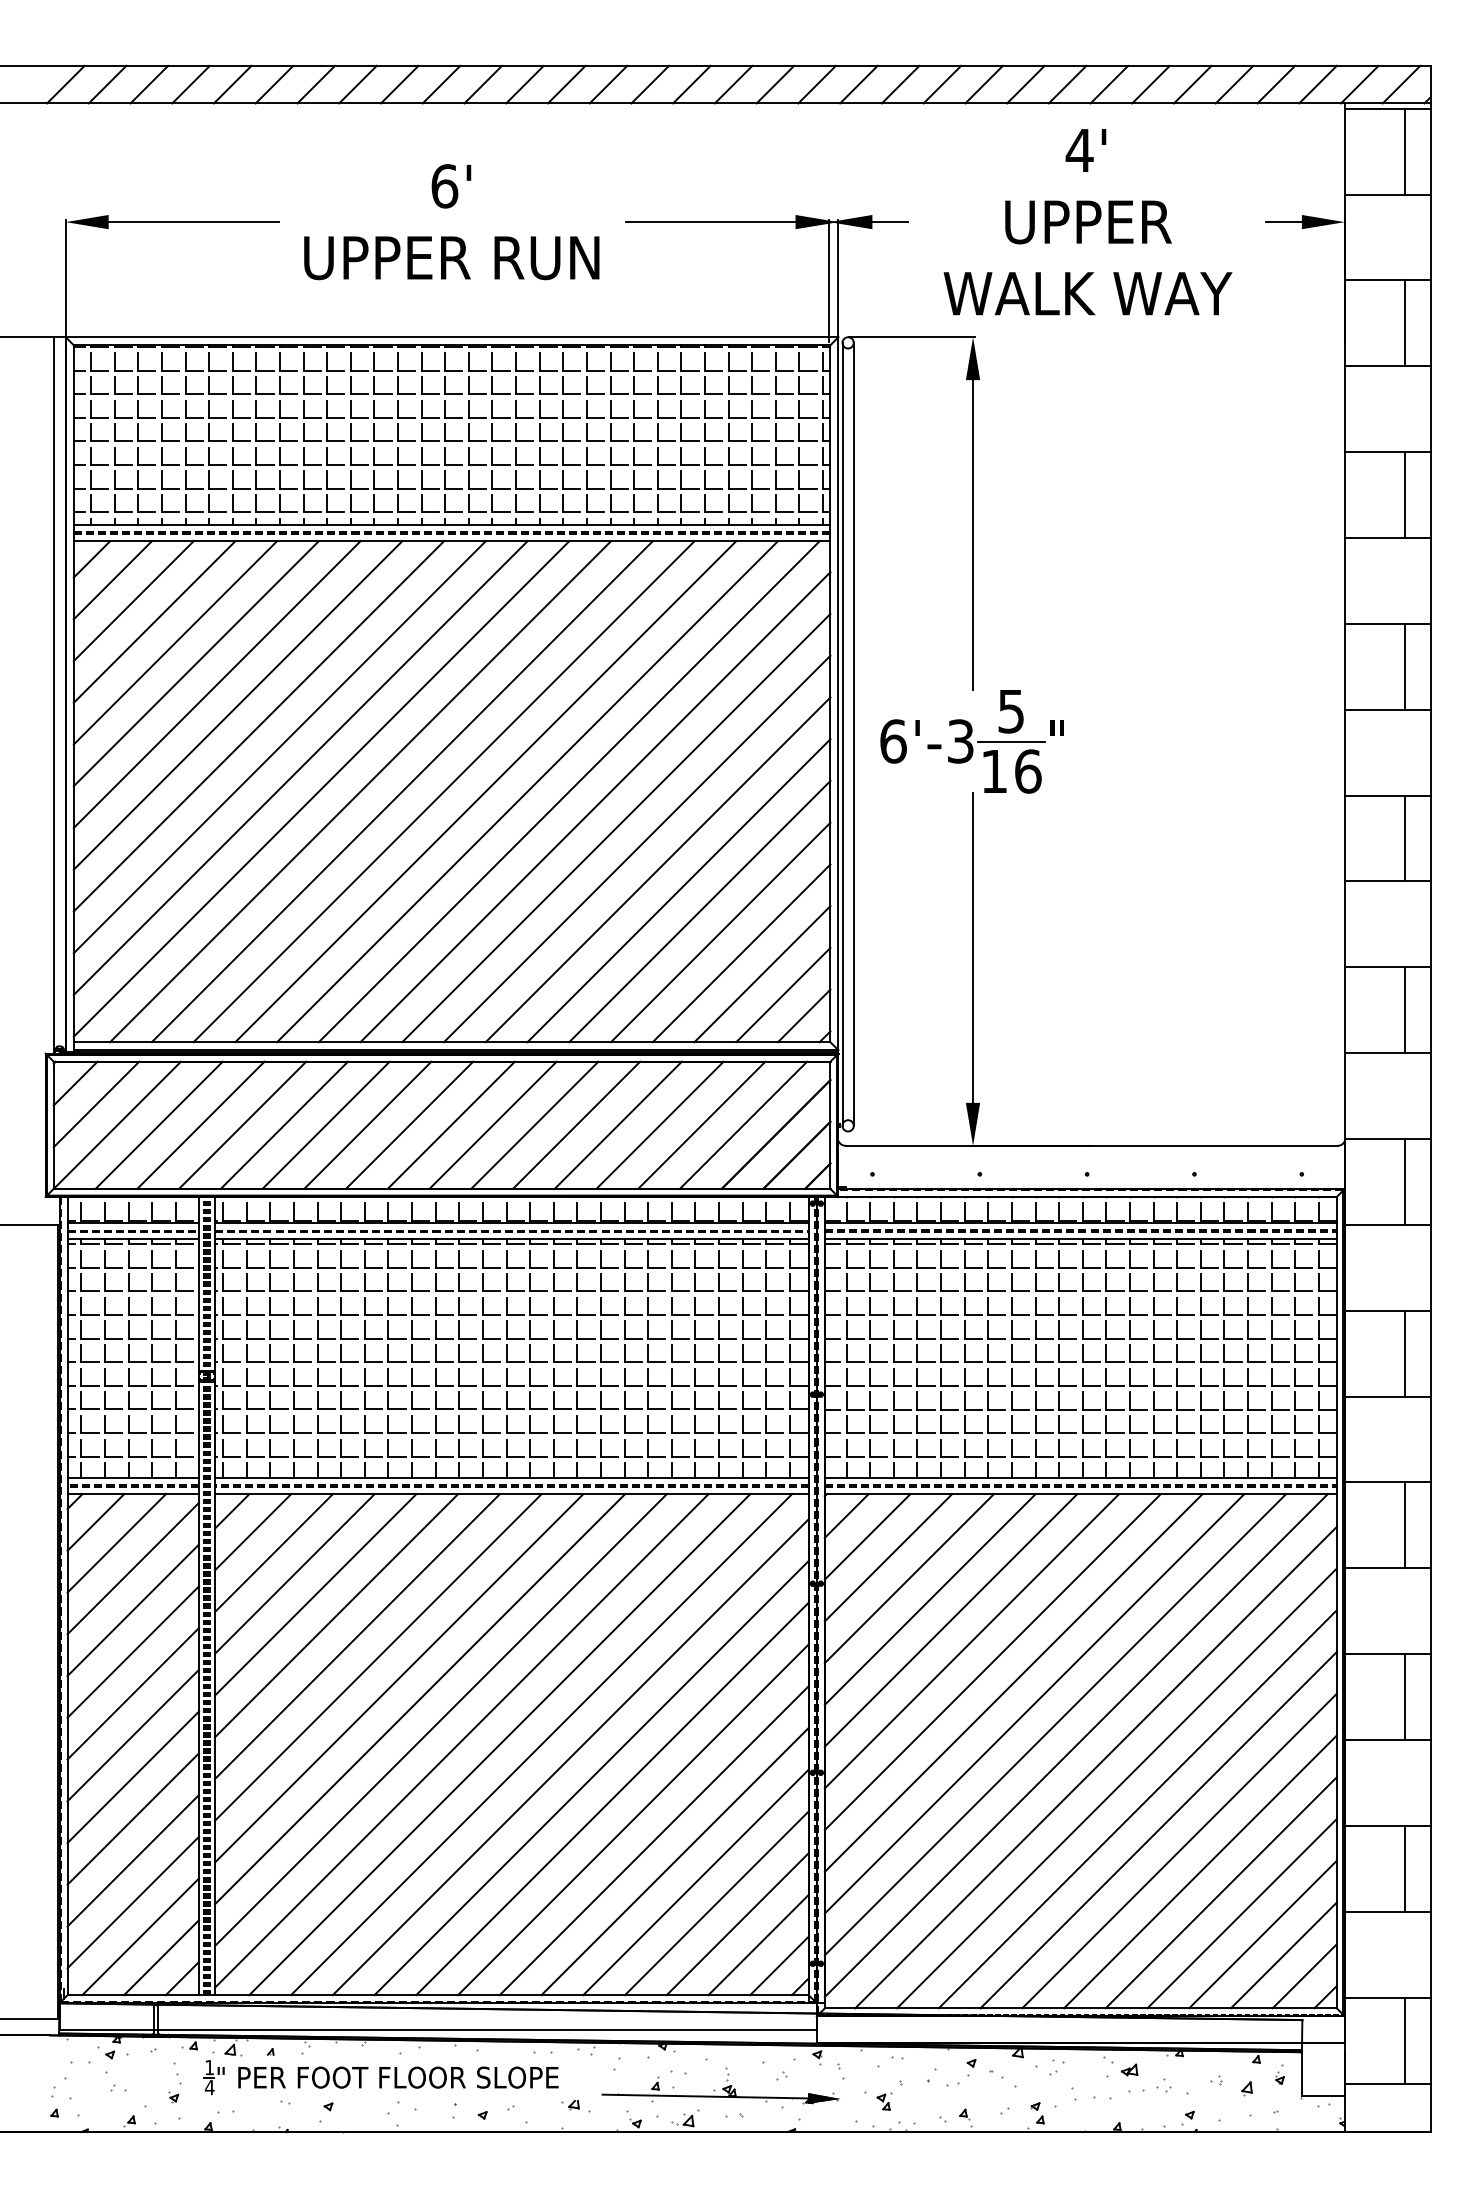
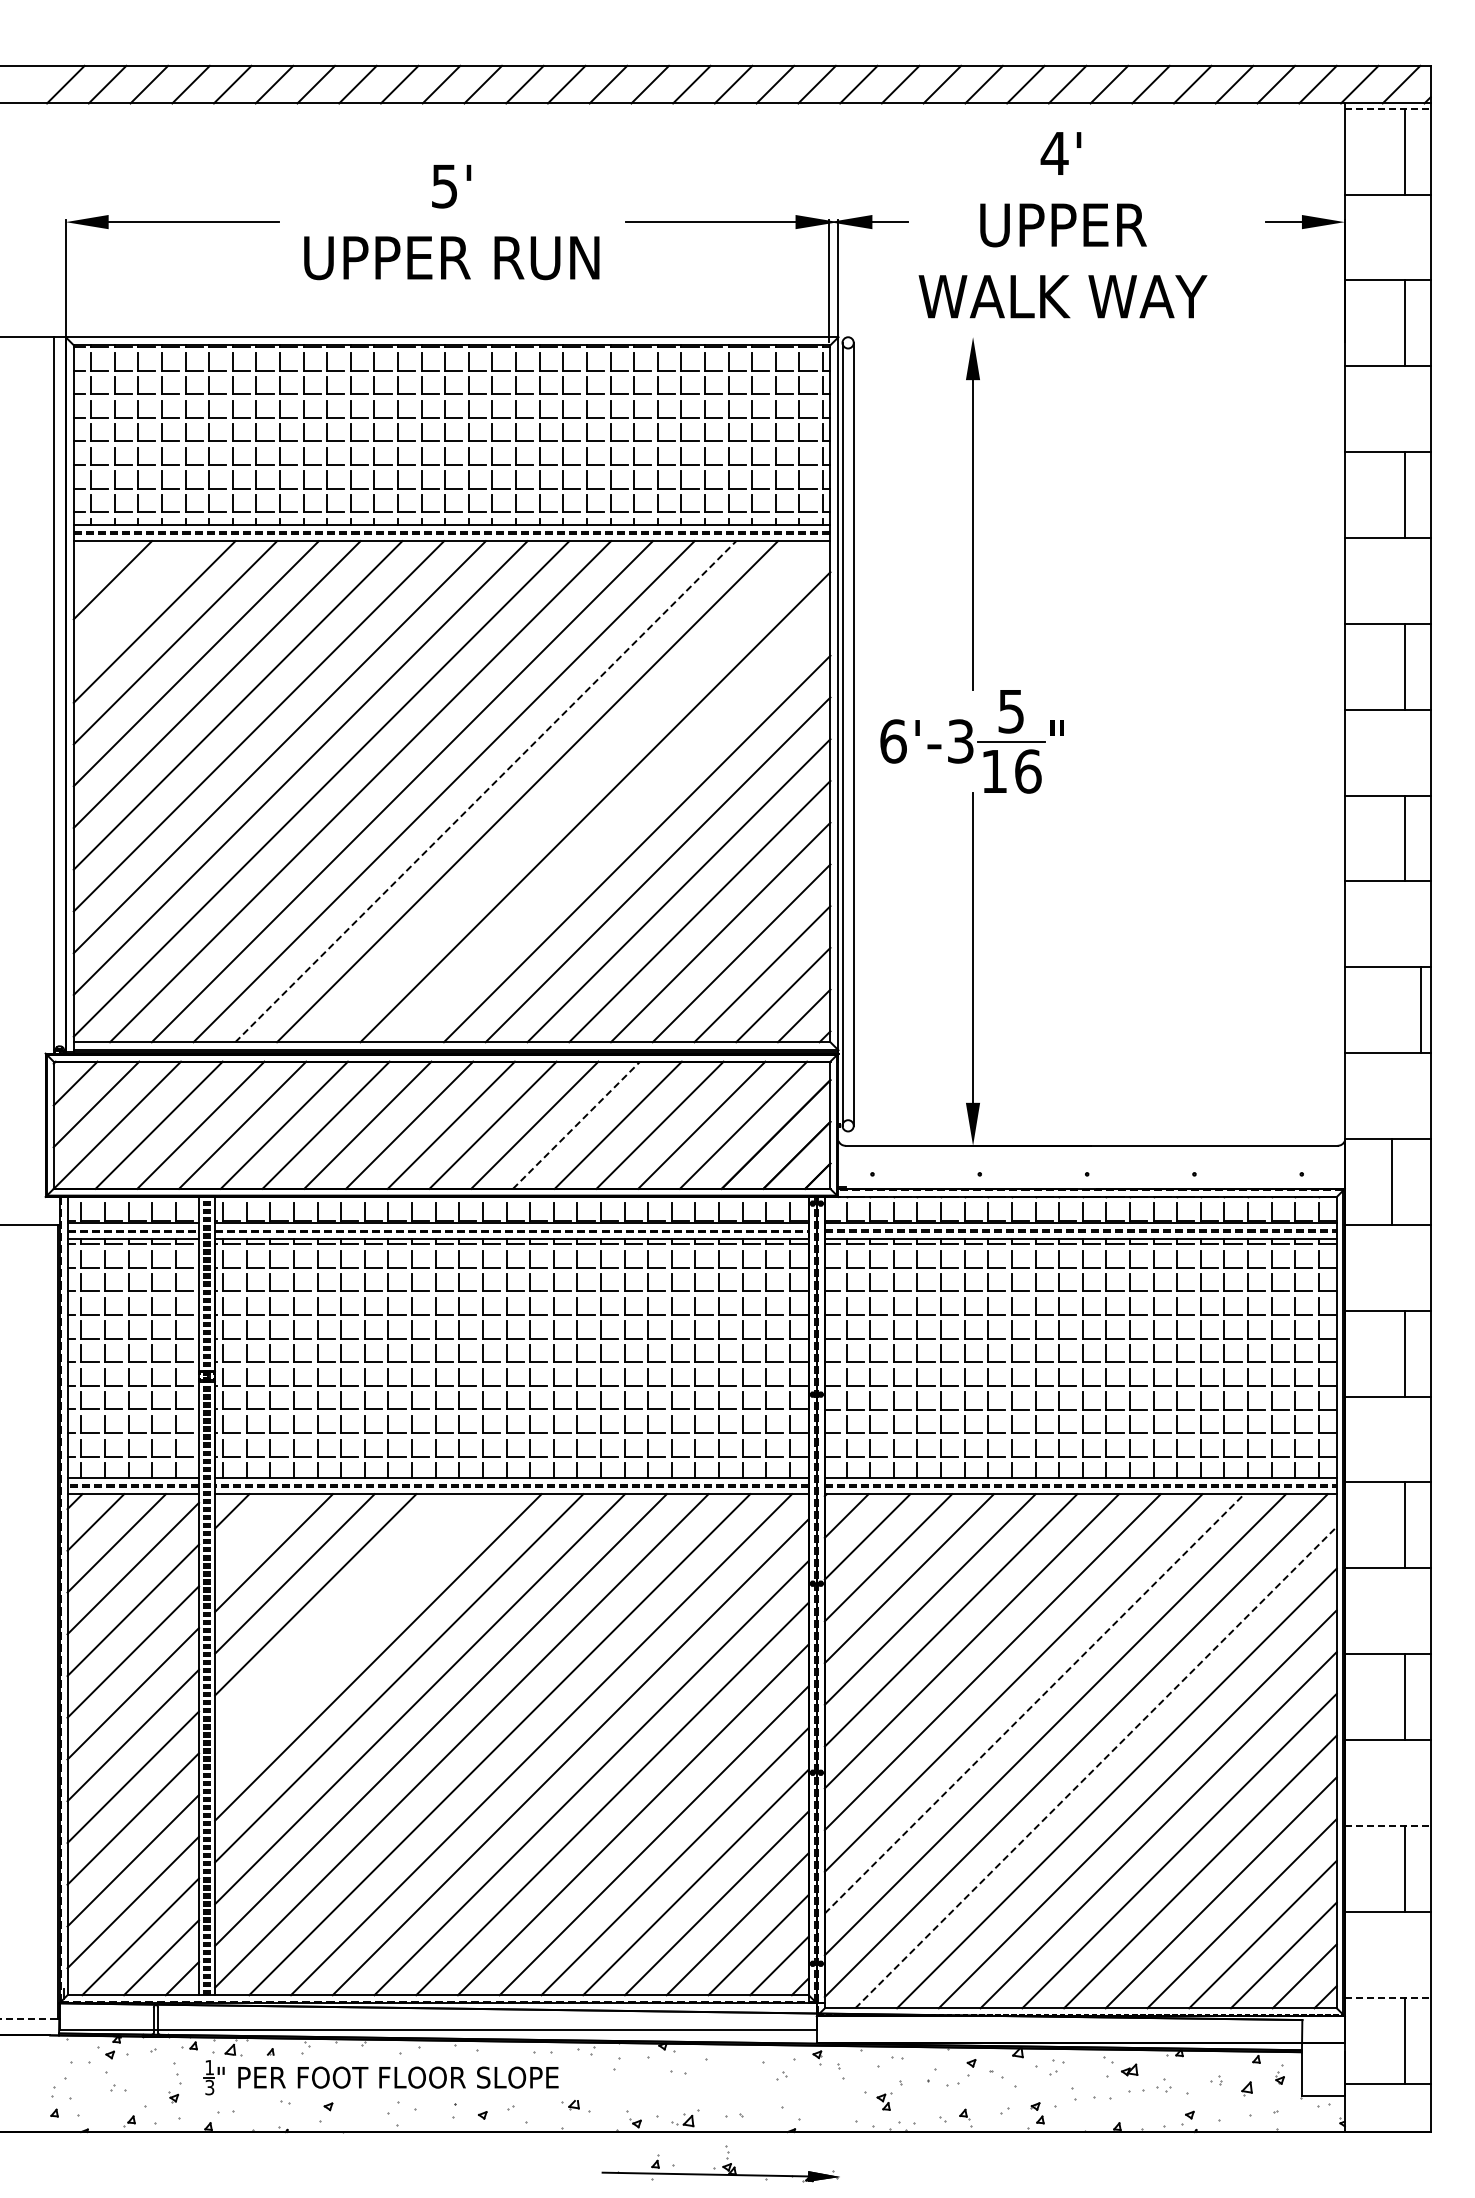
line: solid -> dashed (1387, 108)
text: 6' -> 5' (444, 186)
text position: (1087, 222) -> (1062, 225) (1062, 225)
line: present -> none (911, 337)
line: present -> none (91, 559)
line: present -> none (133, 601)
line: solid -> dashed (486, 791)
line: present -> none (568, 791)
line: present -> none (616, 828)
line position: (1404, 1010) -> (1420, 1010) (1420, 1010)
line: solid -> dashed (576, 1125)
line position: (1404, 1181) -> (1391, 1181) (1391, 1181)
line: present -> none (253, 1532)
line: present -> none (336, 1615)
line: present -> none (357, 1636)
line: solid -> dashed (1034, 1703)
line: solid -> dashed (1096, 1767)
line: solid -> dashed (1387, 1825)
line: solid -> dashed (1387, 1997)
line: solid -> dashed (28, 2019)
part position: (720, 2085) -> (720, 2163) (720, 2163)
text: 4 -> 3 (209, 2087)
